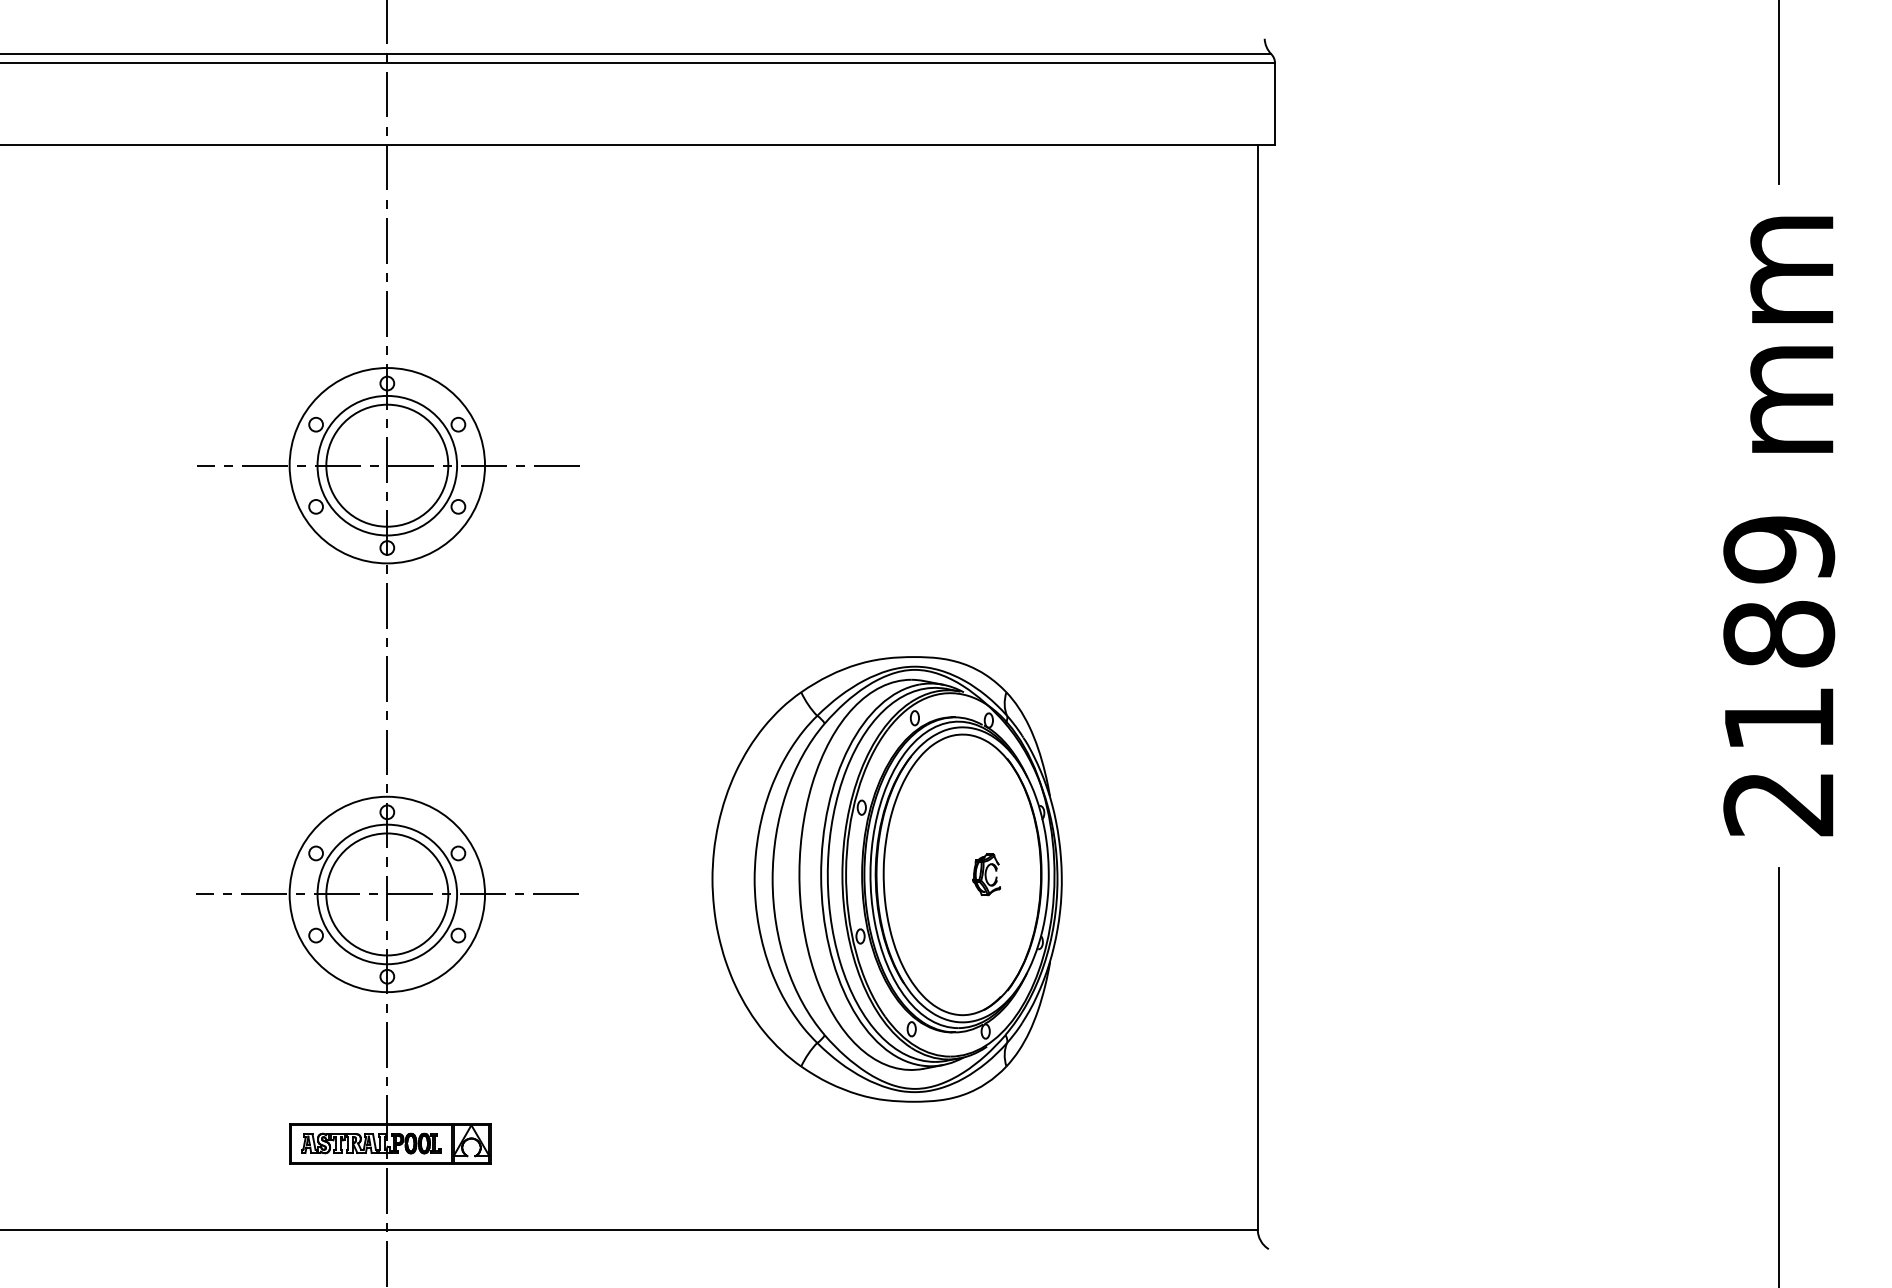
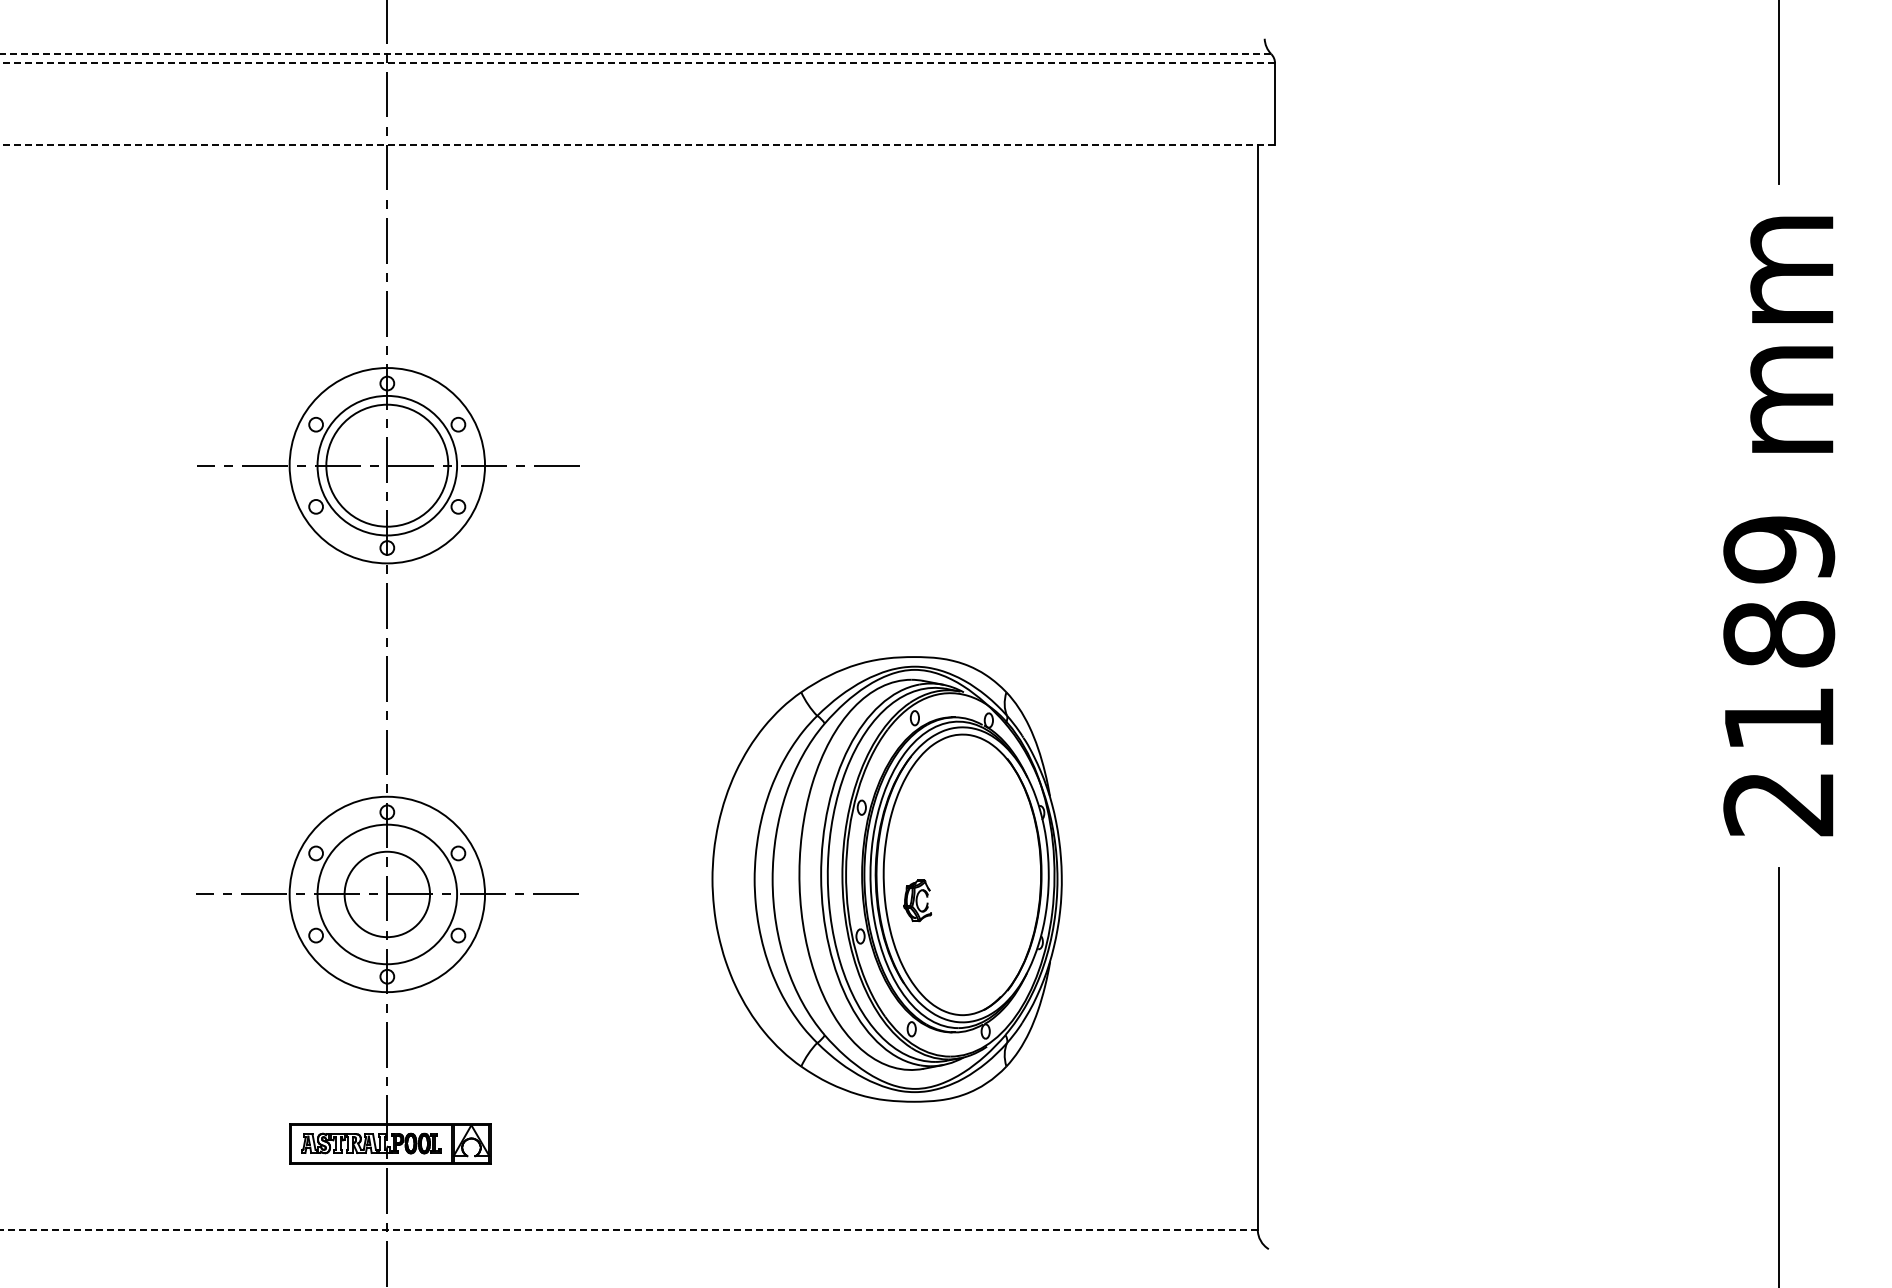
line: solid -> dashed (635, 54)
line: solid -> dashed (637, 63)
line: solid -> dashed (637, 145)
part position: (986, 874) -> (917, 900) (917, 900)
circle diameter: 122 px -> 85 px (387, 894)
line: solid -> dashed (628, 1229)
